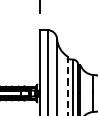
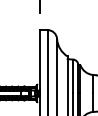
line: dashed -> solid (67, 86)
